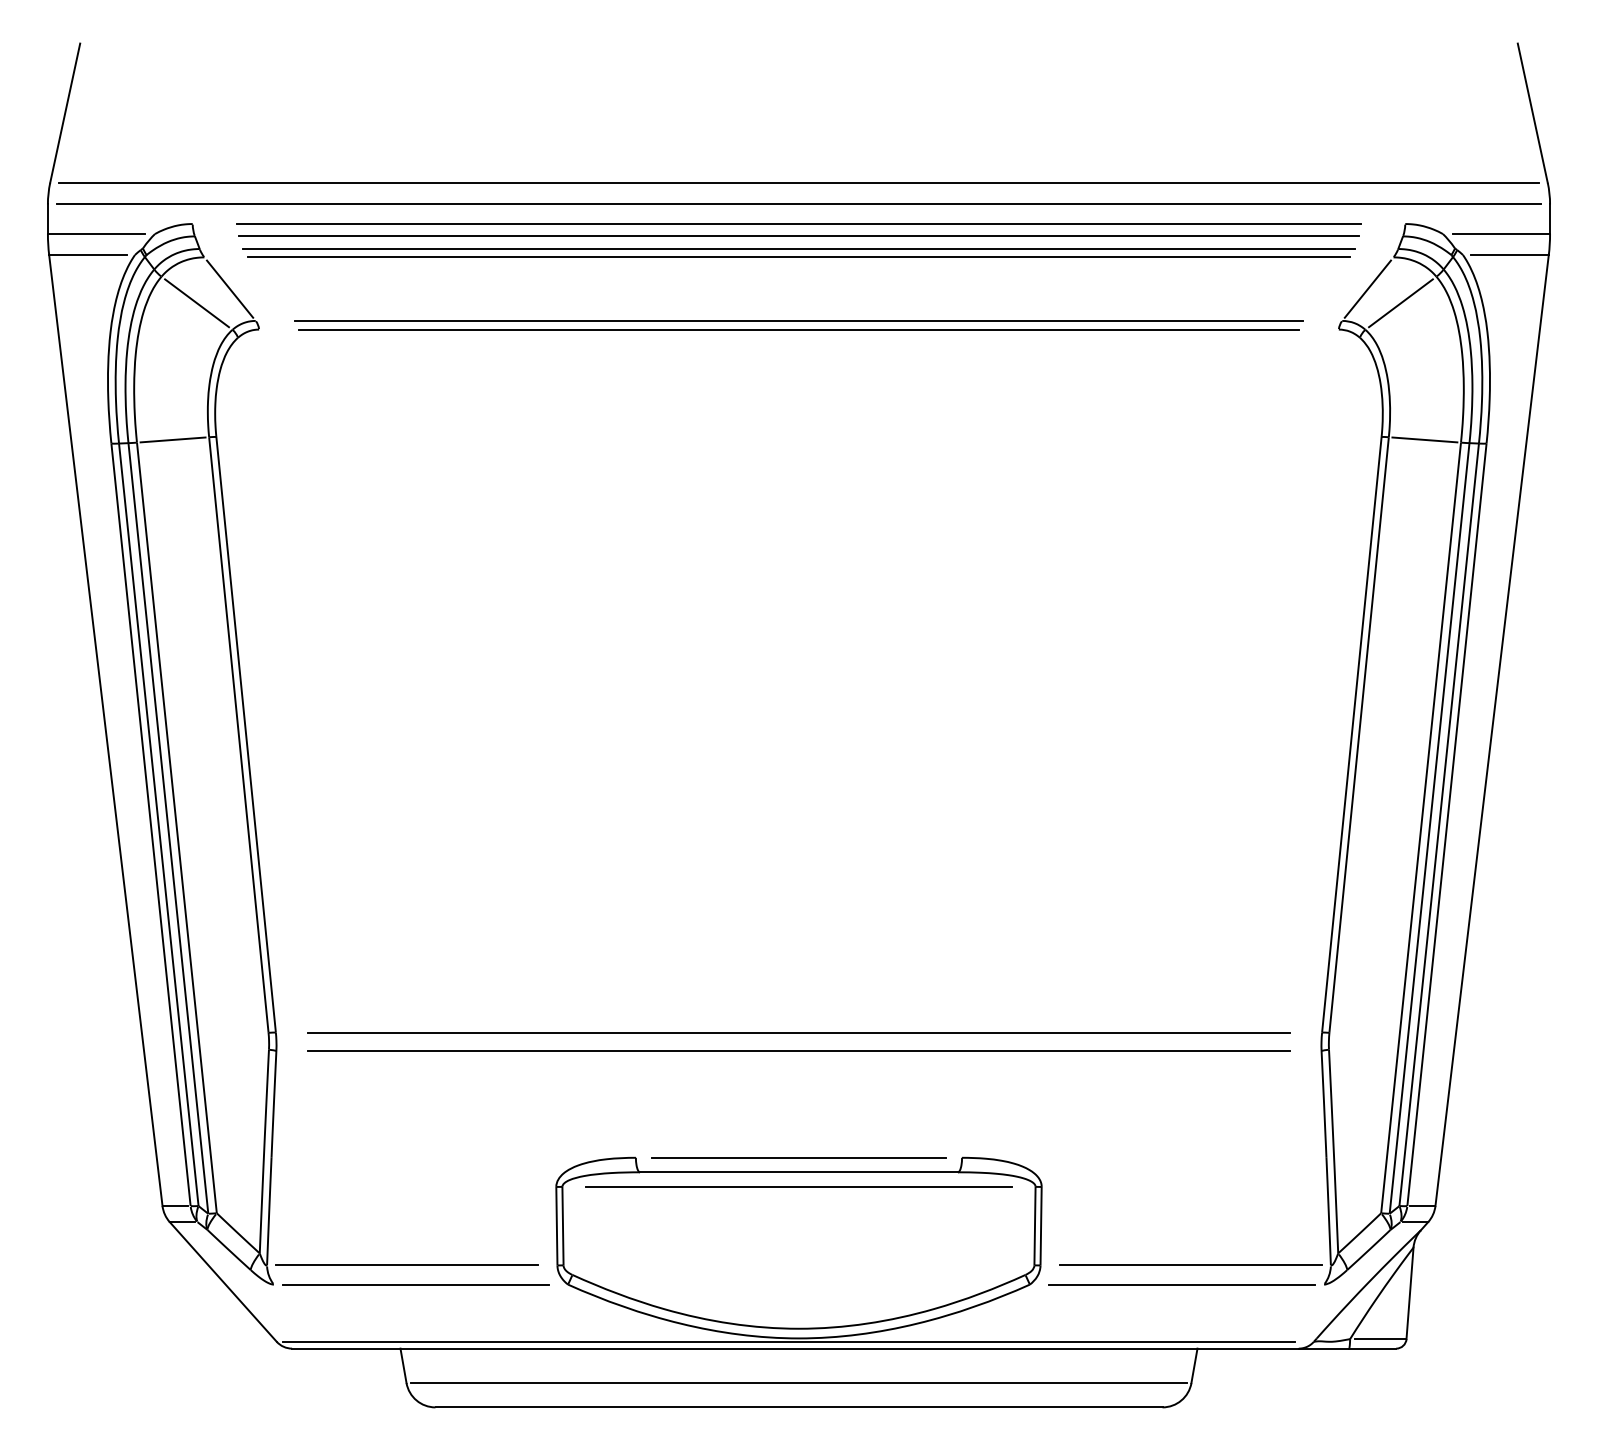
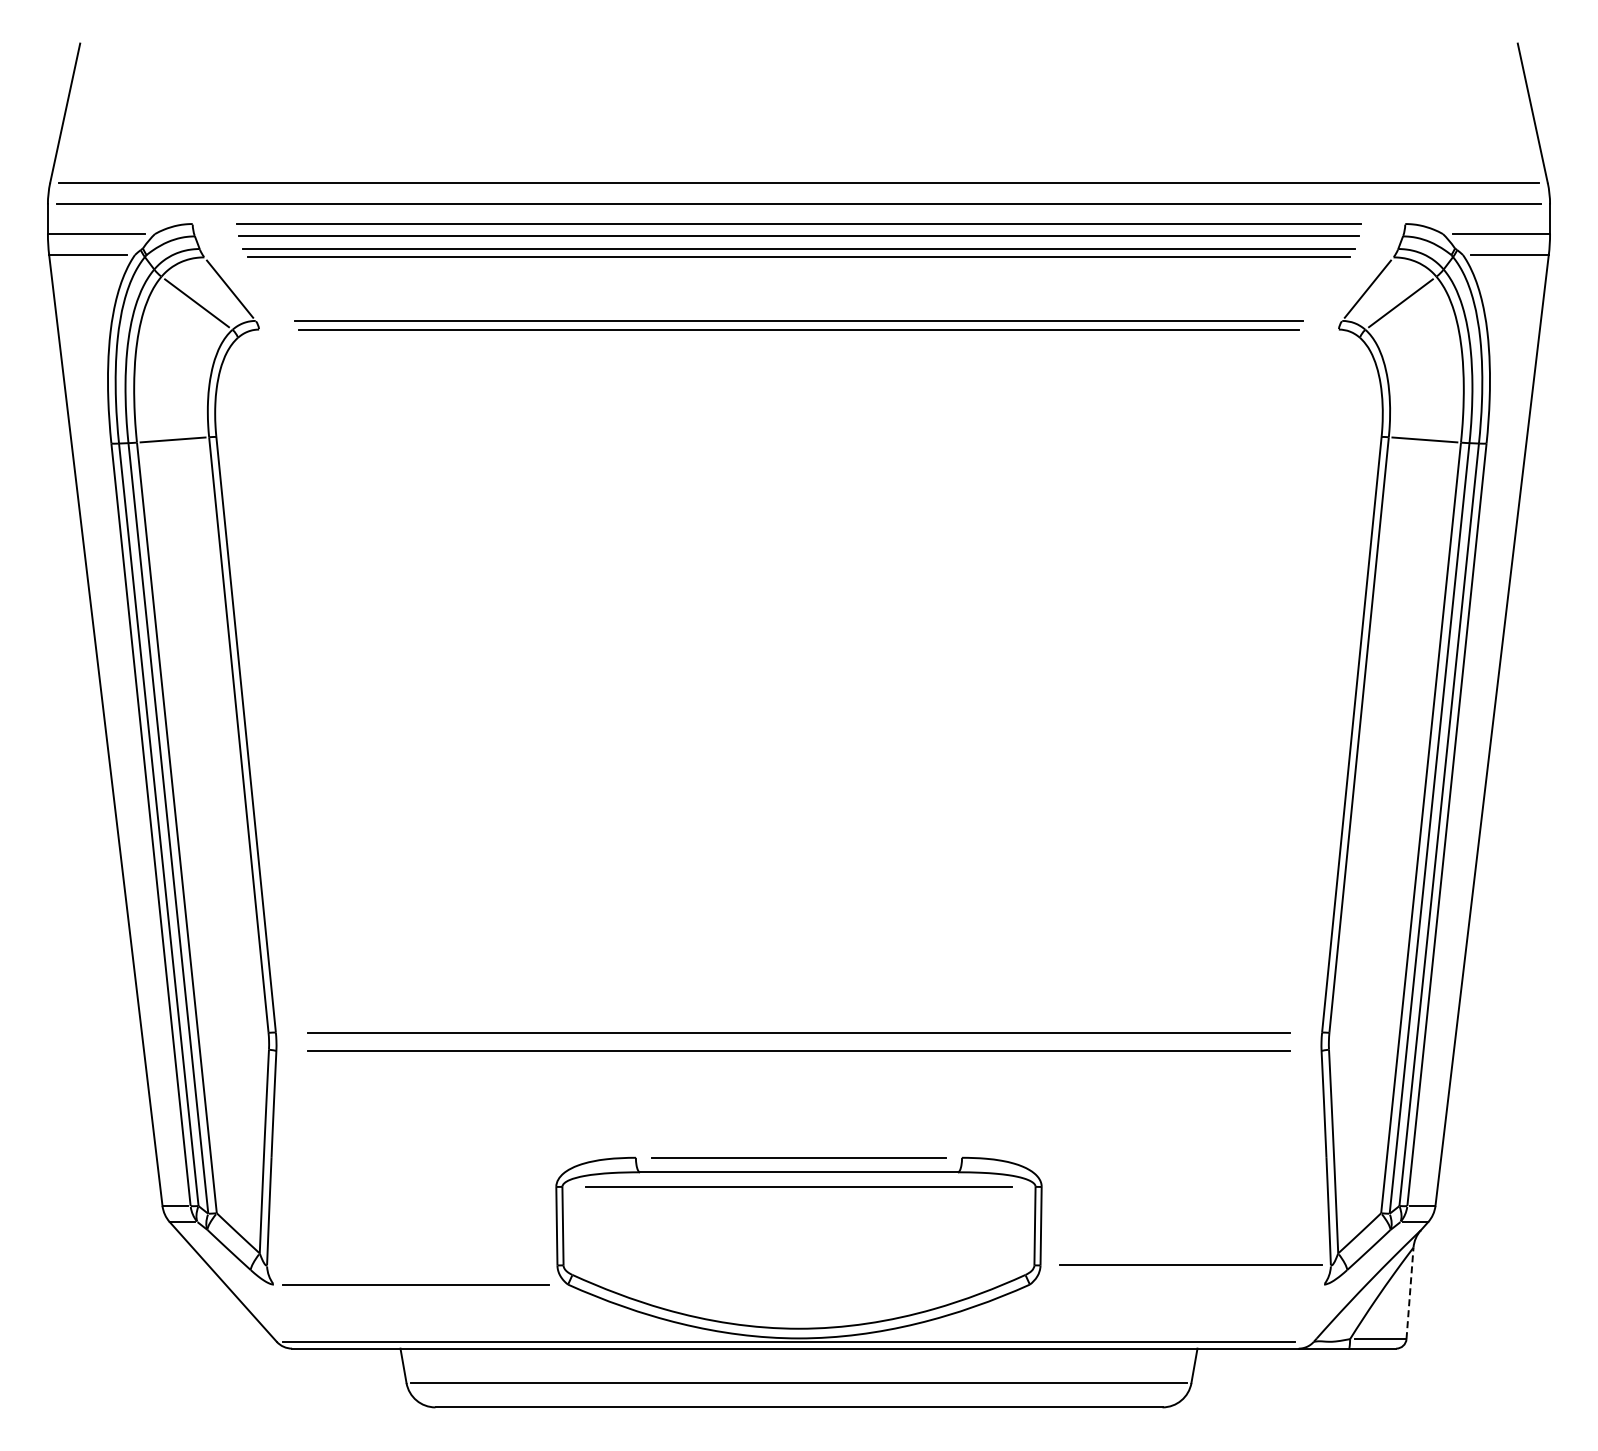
line: present -> none (406, 1265)
line: present -> none (1181, 1284)
line: solid -> dashed (1410, 1293)
